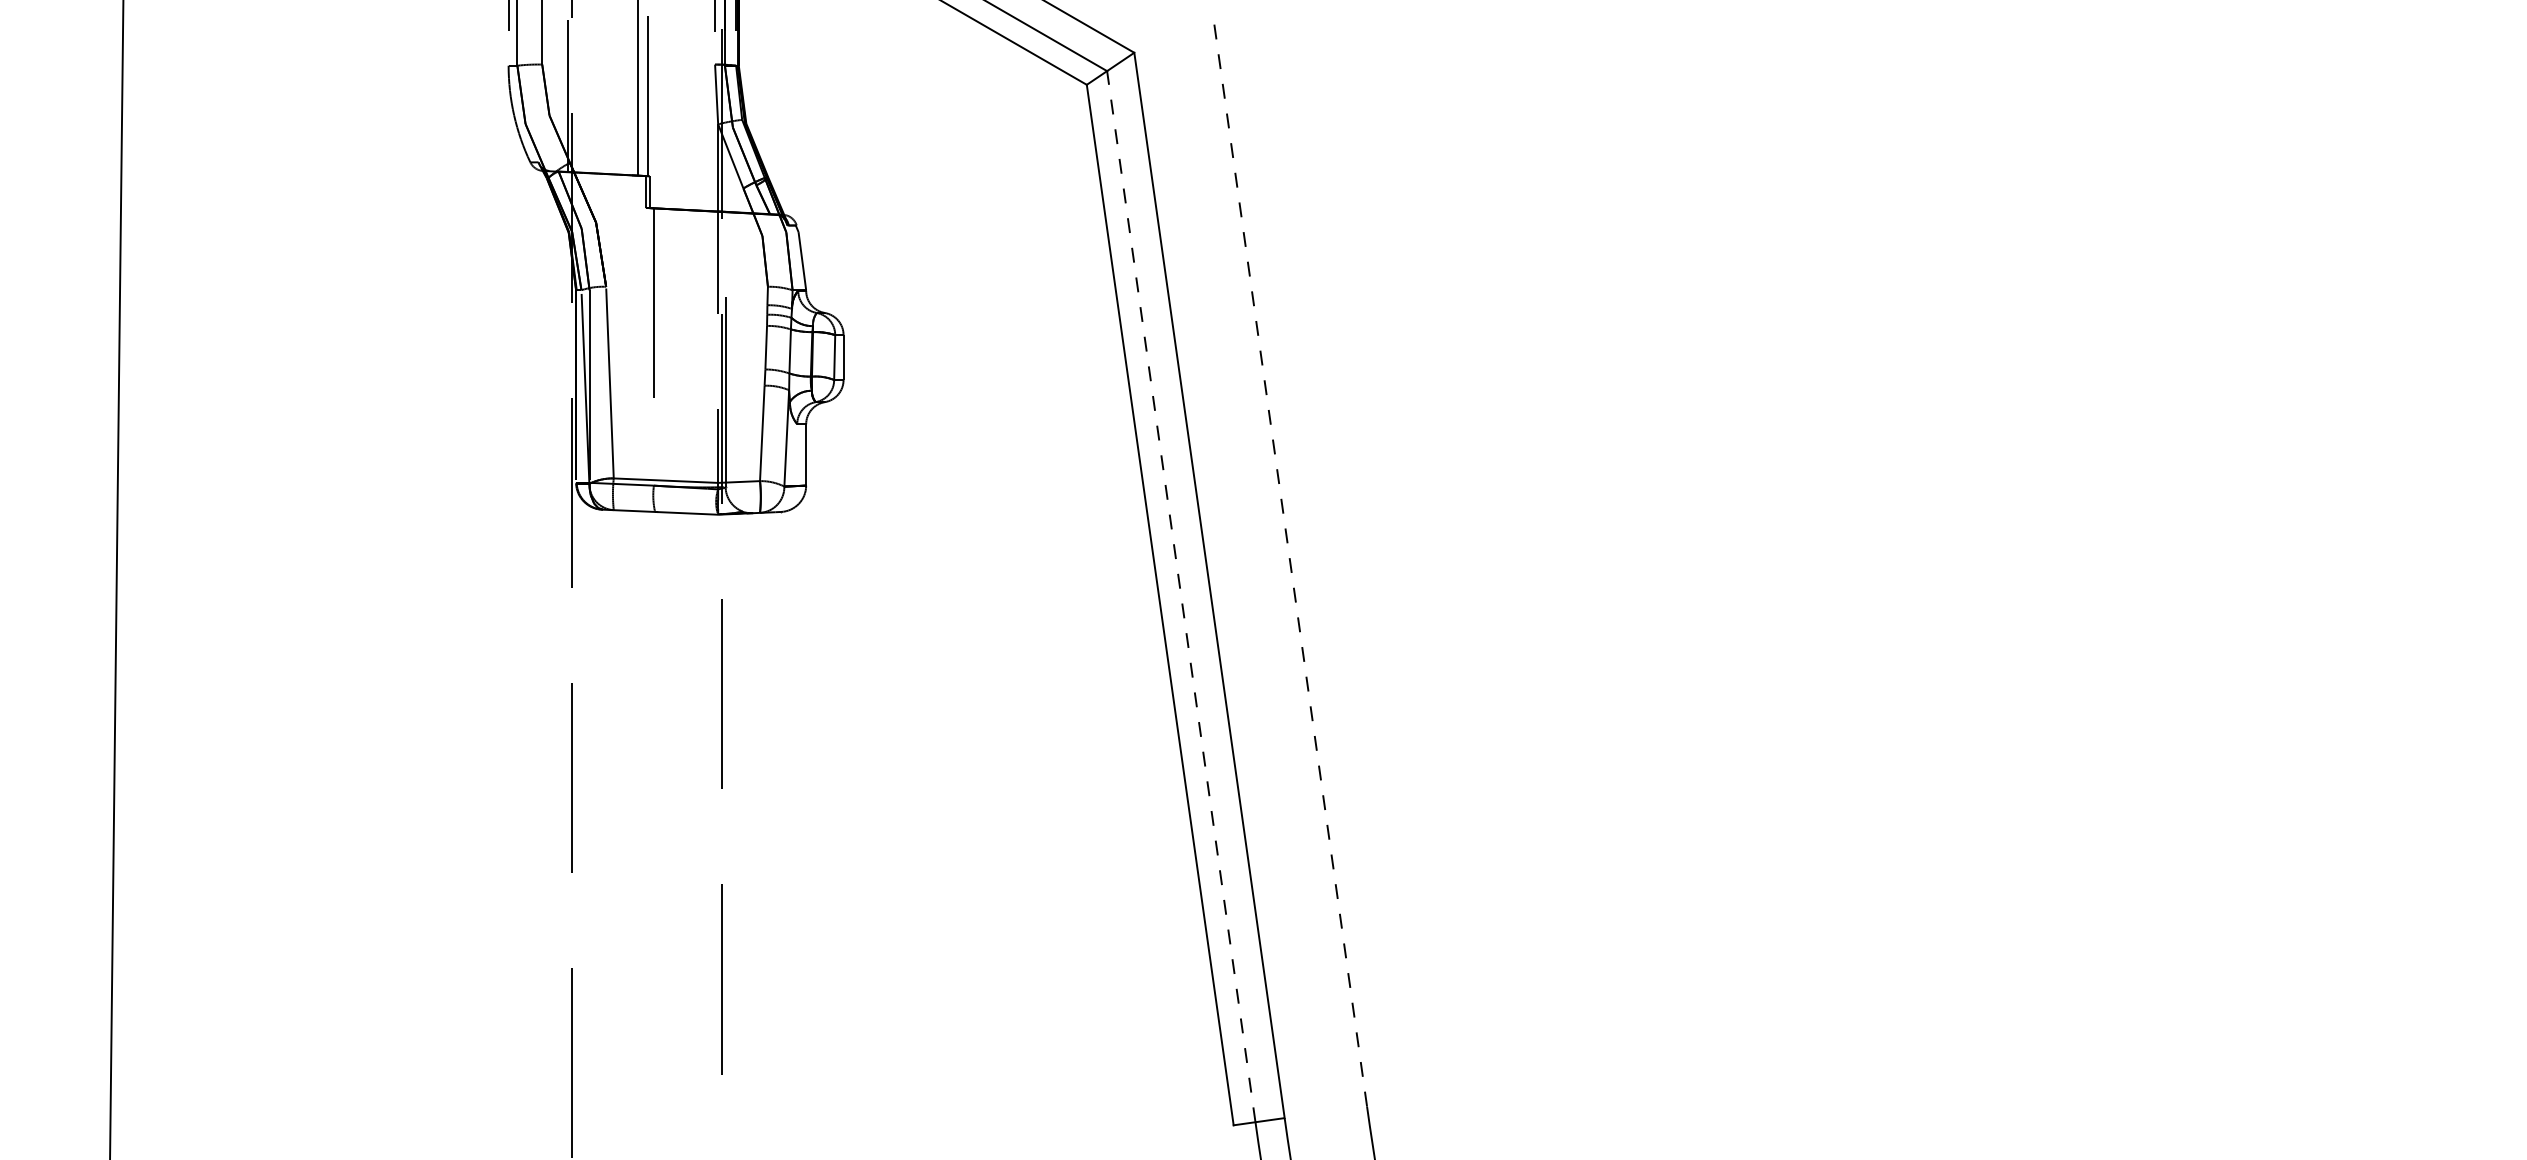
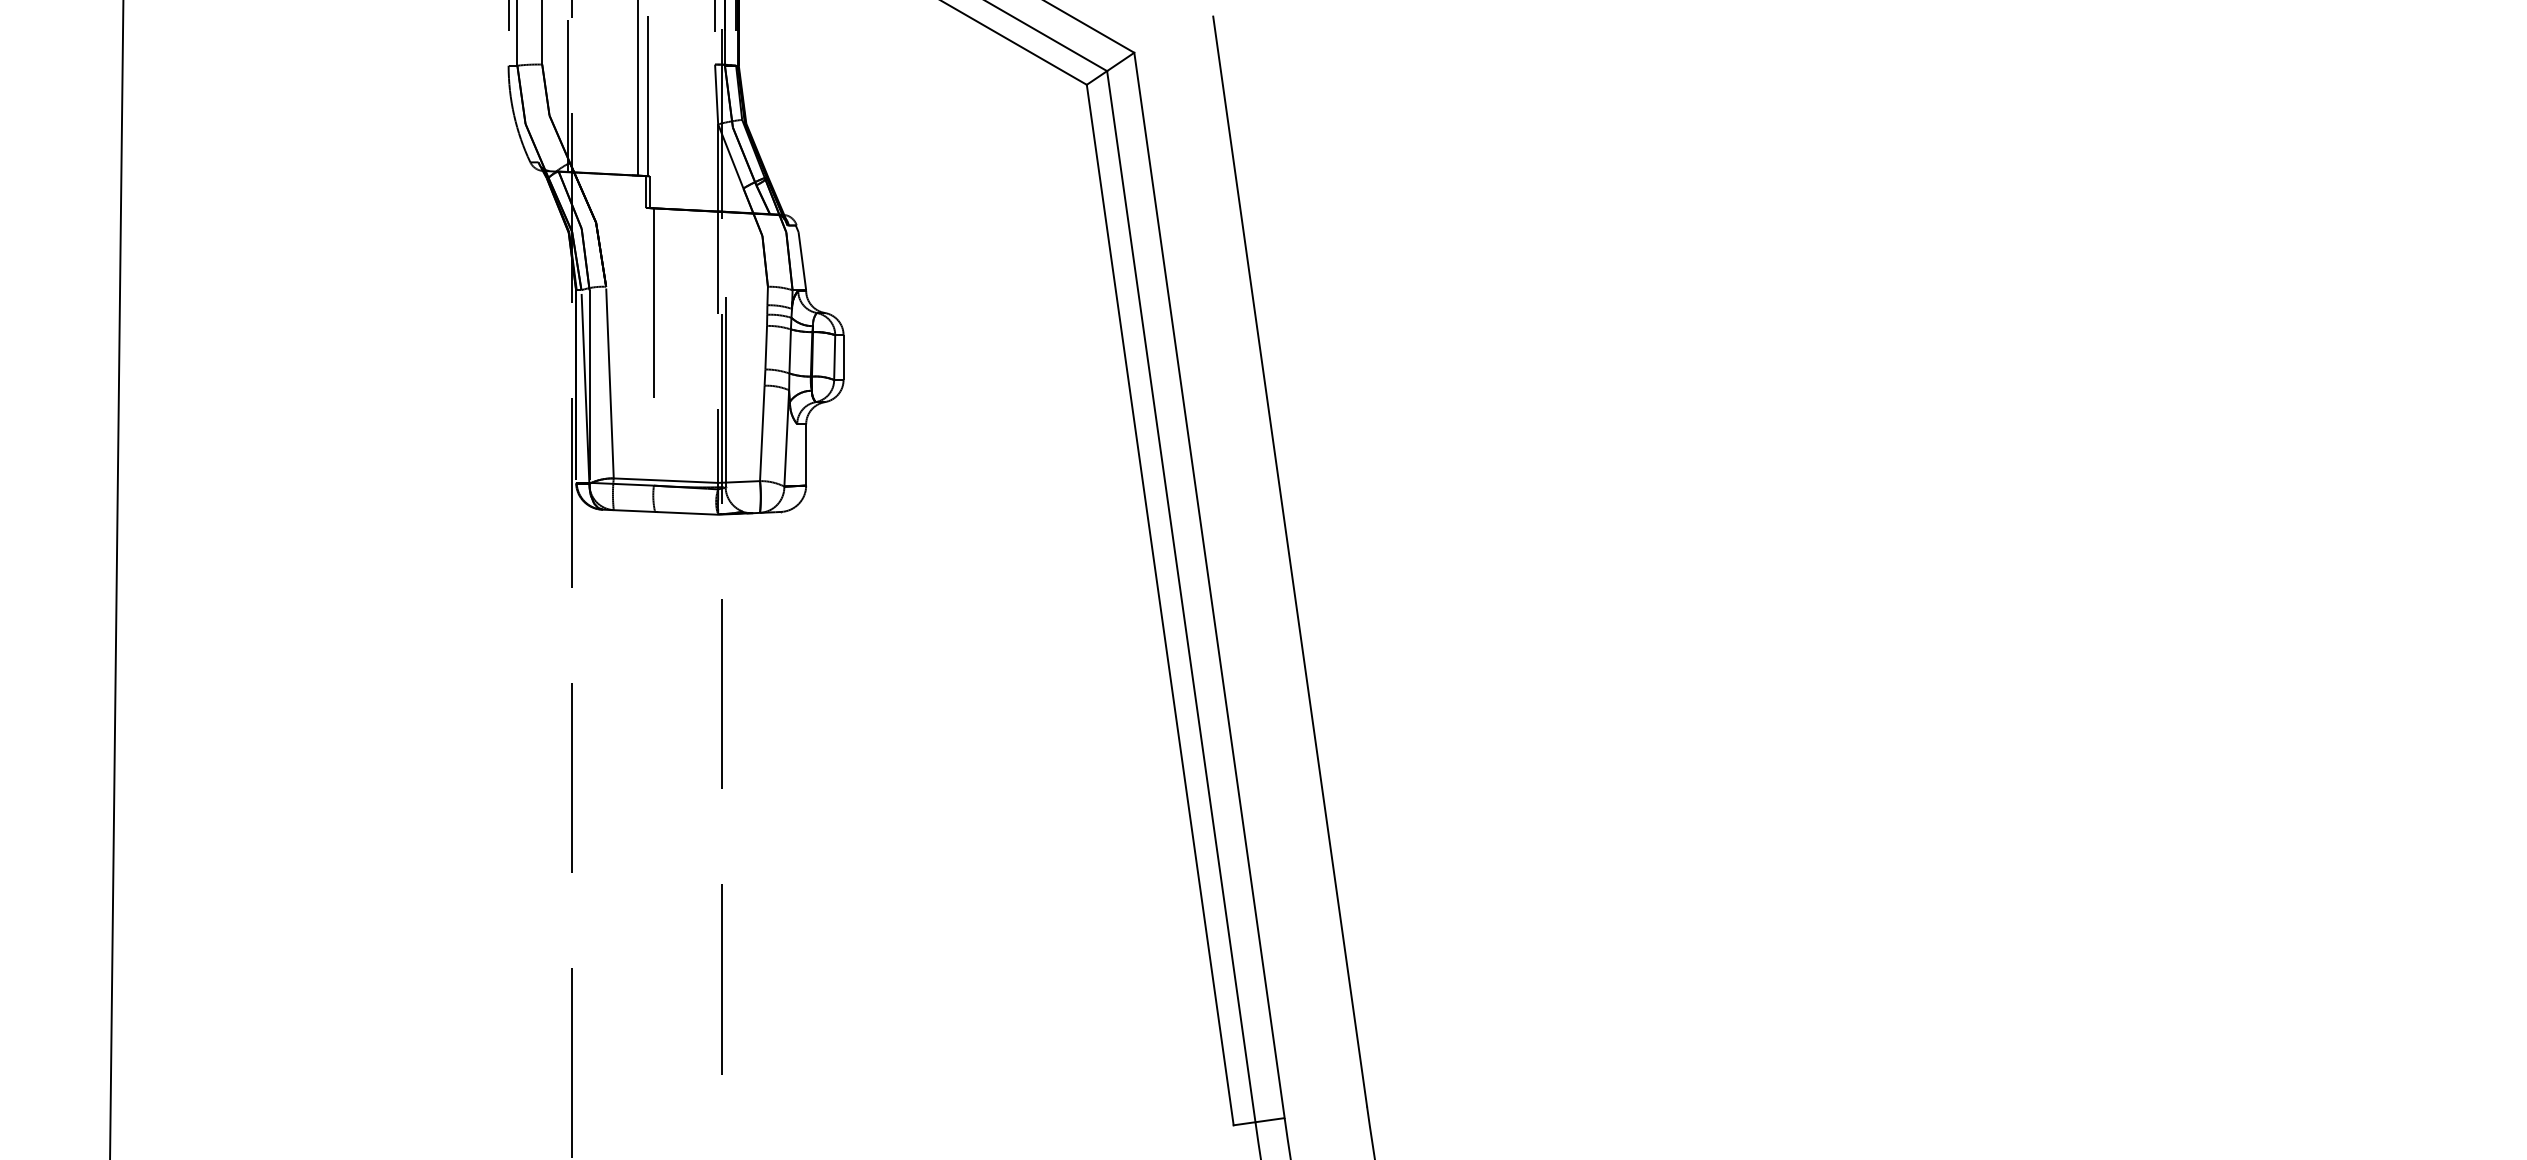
line: dashed -> solid (1290, 561)
line: dashed -> solid (1181, 596)
